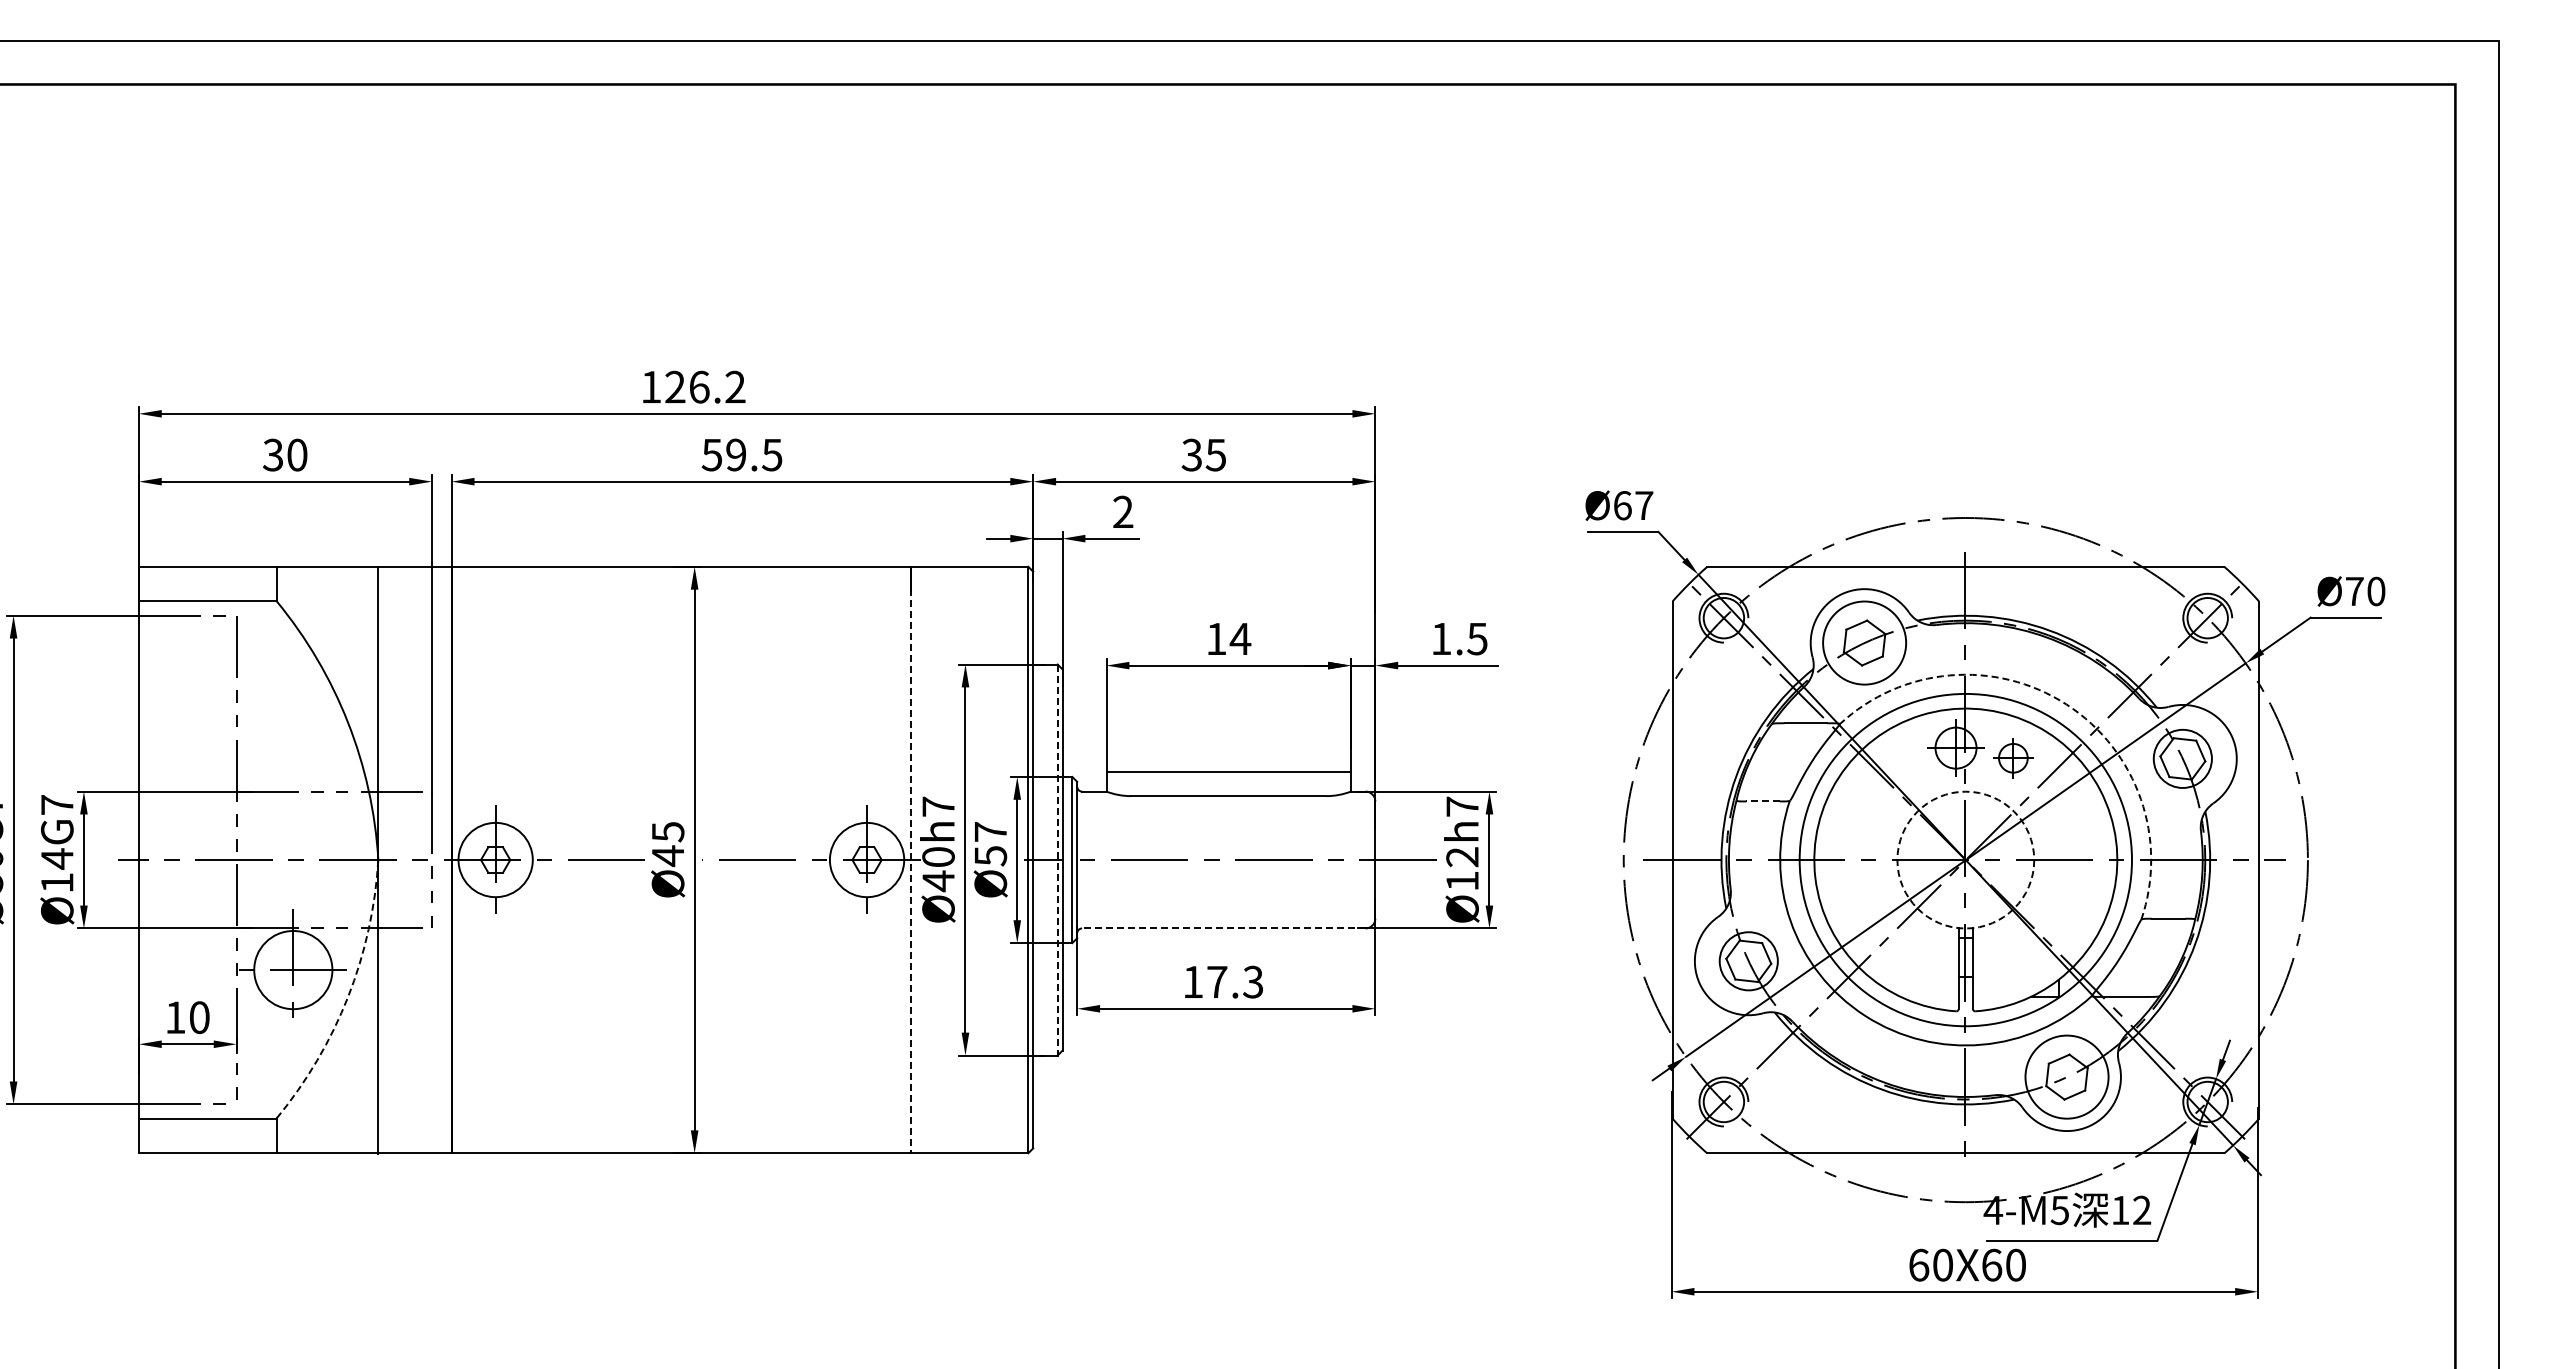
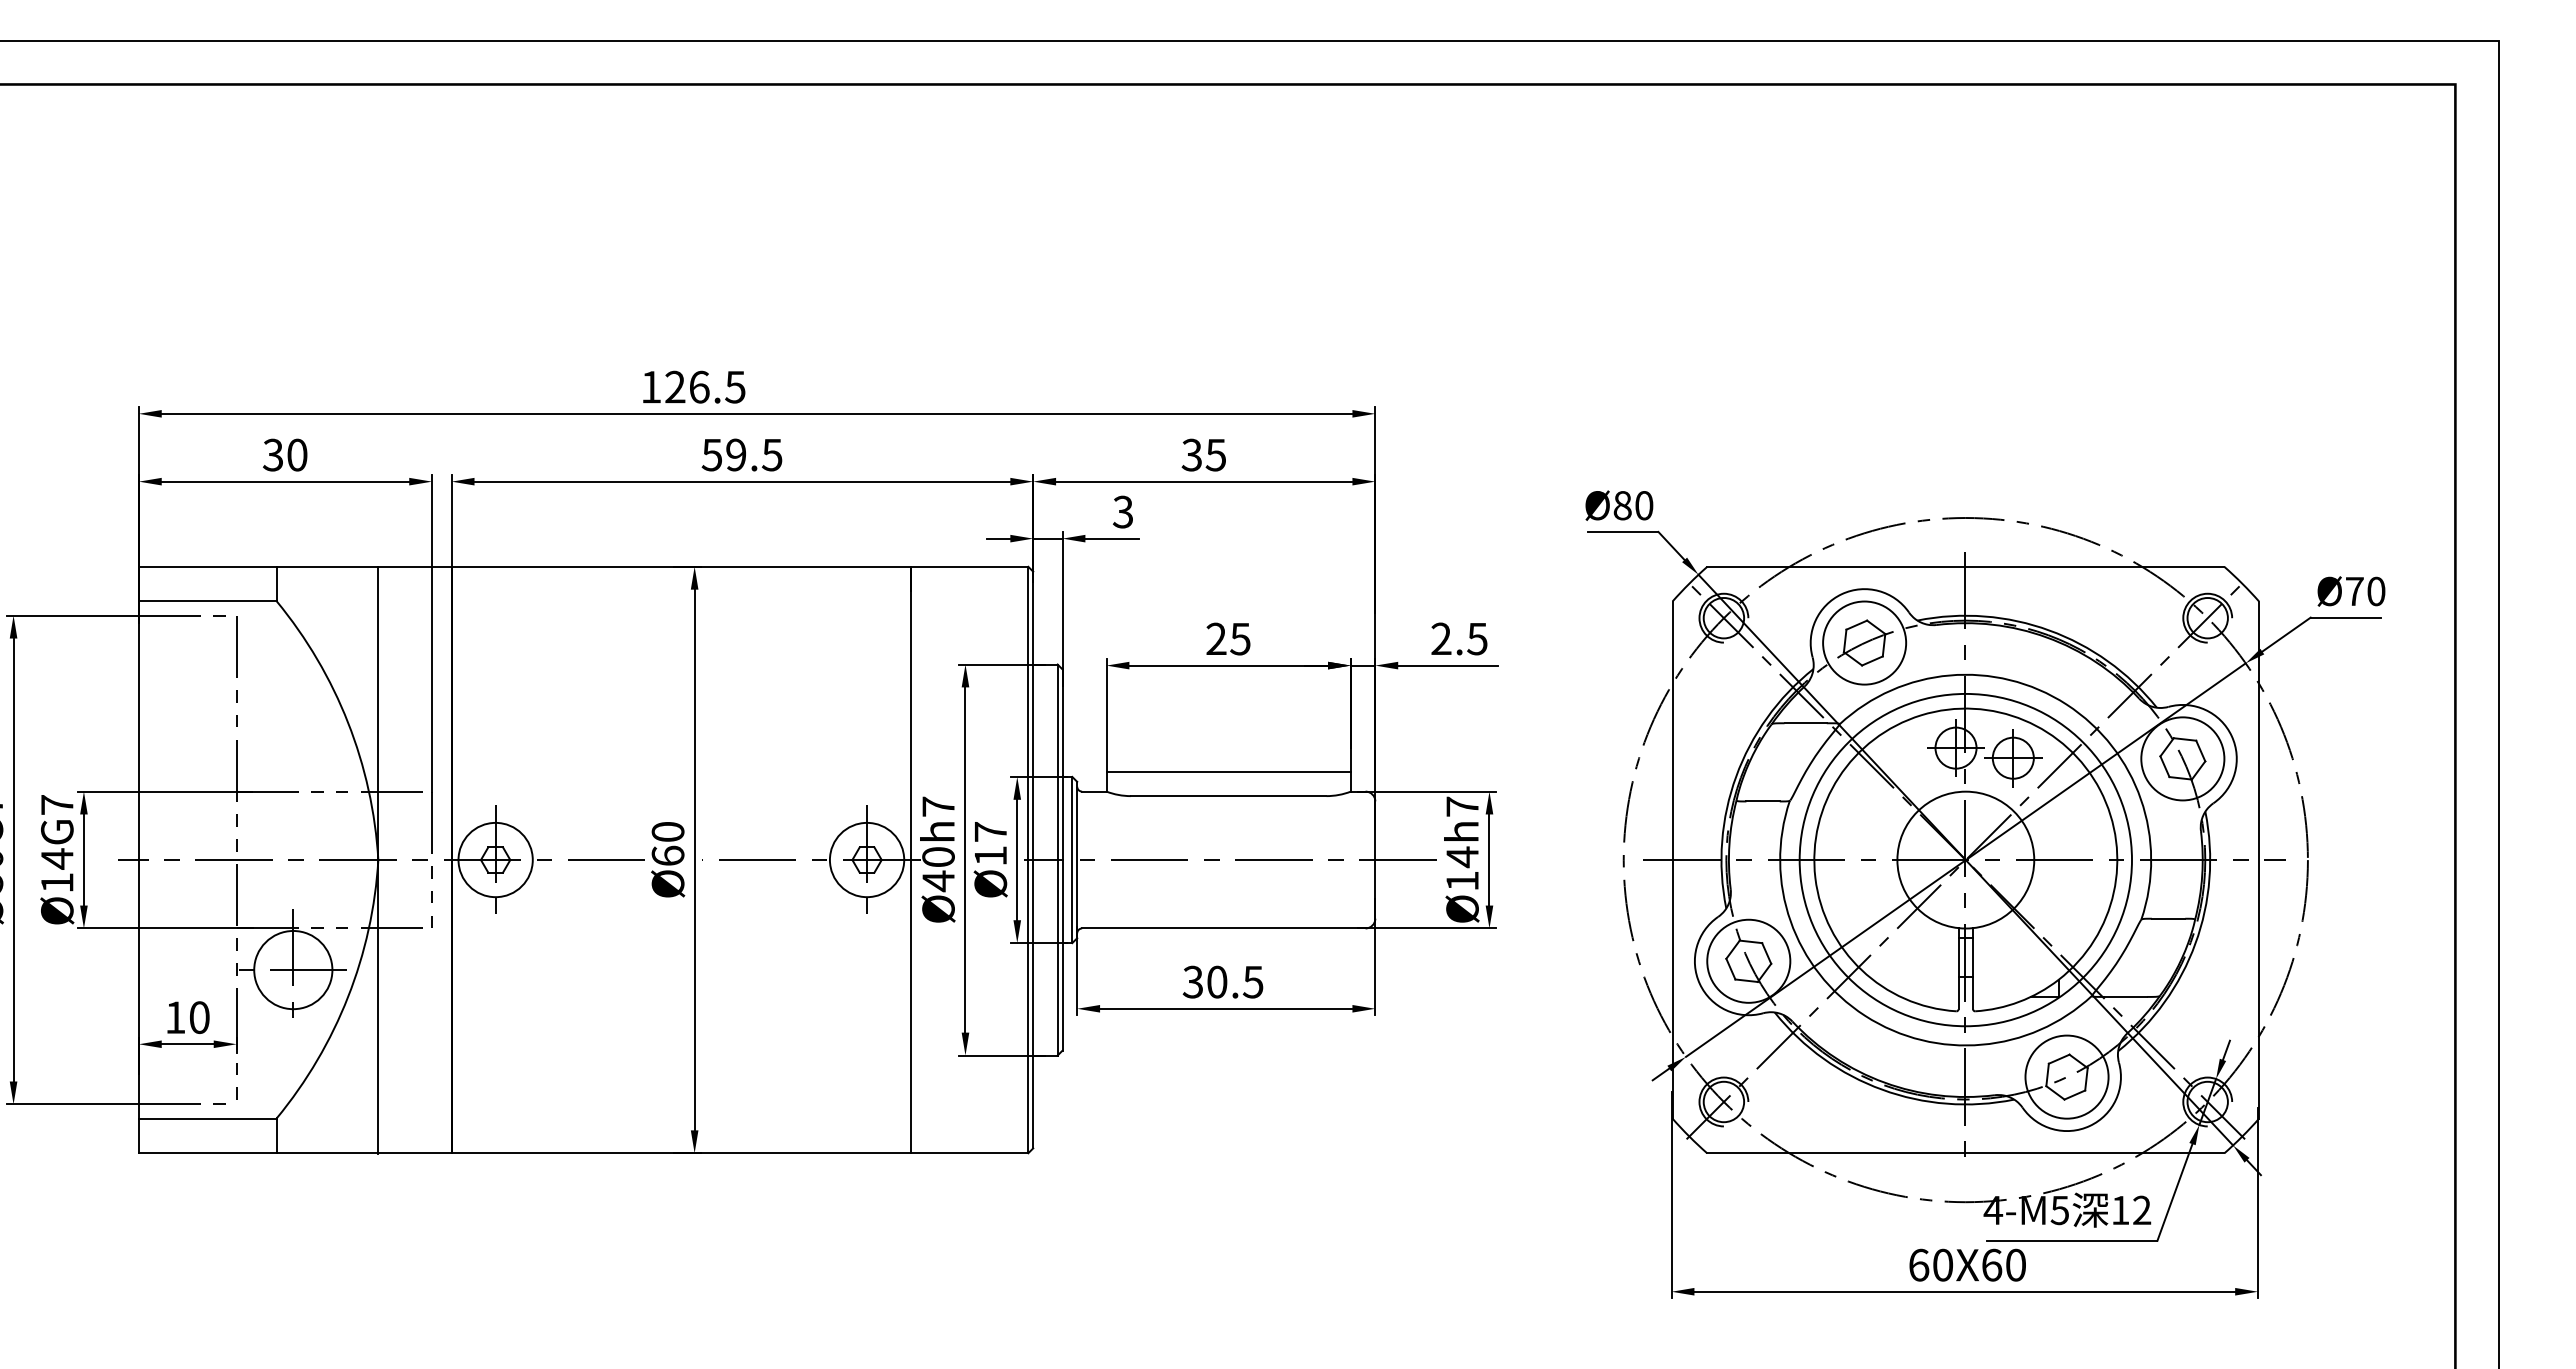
text: 126.2 -> 126.5 (735, 386)
text: Ø67 -> Ø80 (1633, 505)
text: 2 -> 3 (1122, 512)
text: 14 -> 25 (1228, 638)
text: 1.5 -> 2.5 (1441, 638)
arc: dashed -> solid (2066, 704)
part size: 41x41 px -> 59x59 px (2013, 758)
circle diameter: 58 px -> 83 px (2182, 758)
line: dashed -> solid (1763, 801)
text: Ø45 -> Ø60 (667, 844)
text: Ø57 -> Ø17 (991, 856)
text: Ø12h7 -> Ø14h7 (1462, 857)
circle: dashed -> solid (1965, 859)
line: dashed -> solid (911, 860)
line: dashed -> solid (1057, 860)
line: dashed -> solid (1223, 928)
circle diameter: 58 px -> 83 px (1748, 960)
text: 17.3 -> 30.5 (1222, 981)
arc: dashed -> solid (348, 997)
